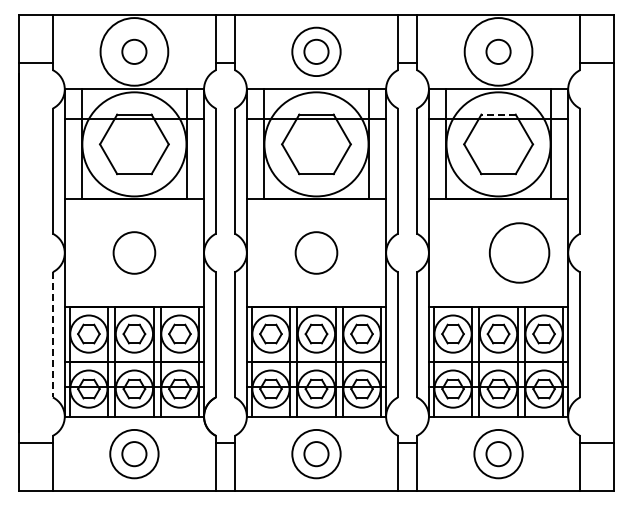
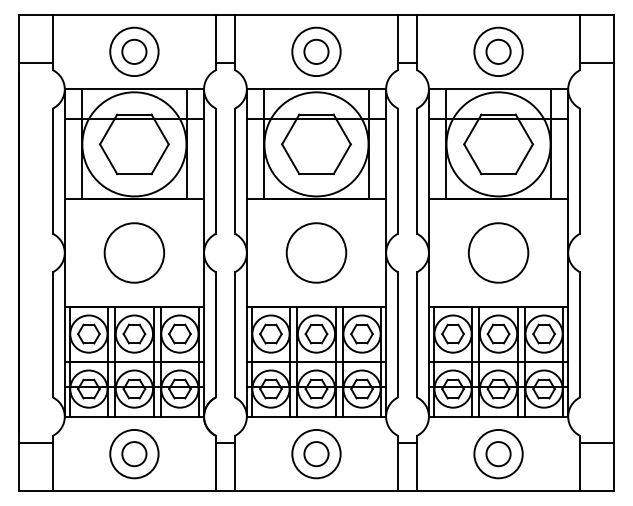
circle diameter: 68 px -> 48 px (134, 51)
circle diameter: 68 px -> 48 px (498, 51)
line: dashed -> solid (498, 114)
circle size: 45x44 px -> 63x62 px (134, 252)
circle diameter: 42 px -> 60 px (316, 252)
circle position: (519, 252) -> (498, 252) (498, 252)
line: dashed -> solid (52, 334)
